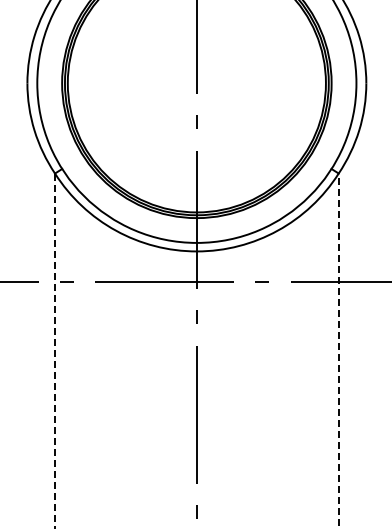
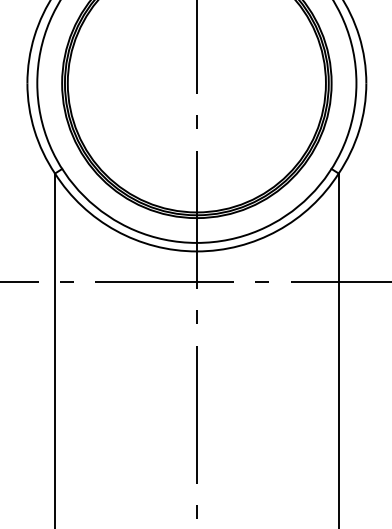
line: dashed -> solid (338, 350)
line: dashed -> solid (55, 351)
